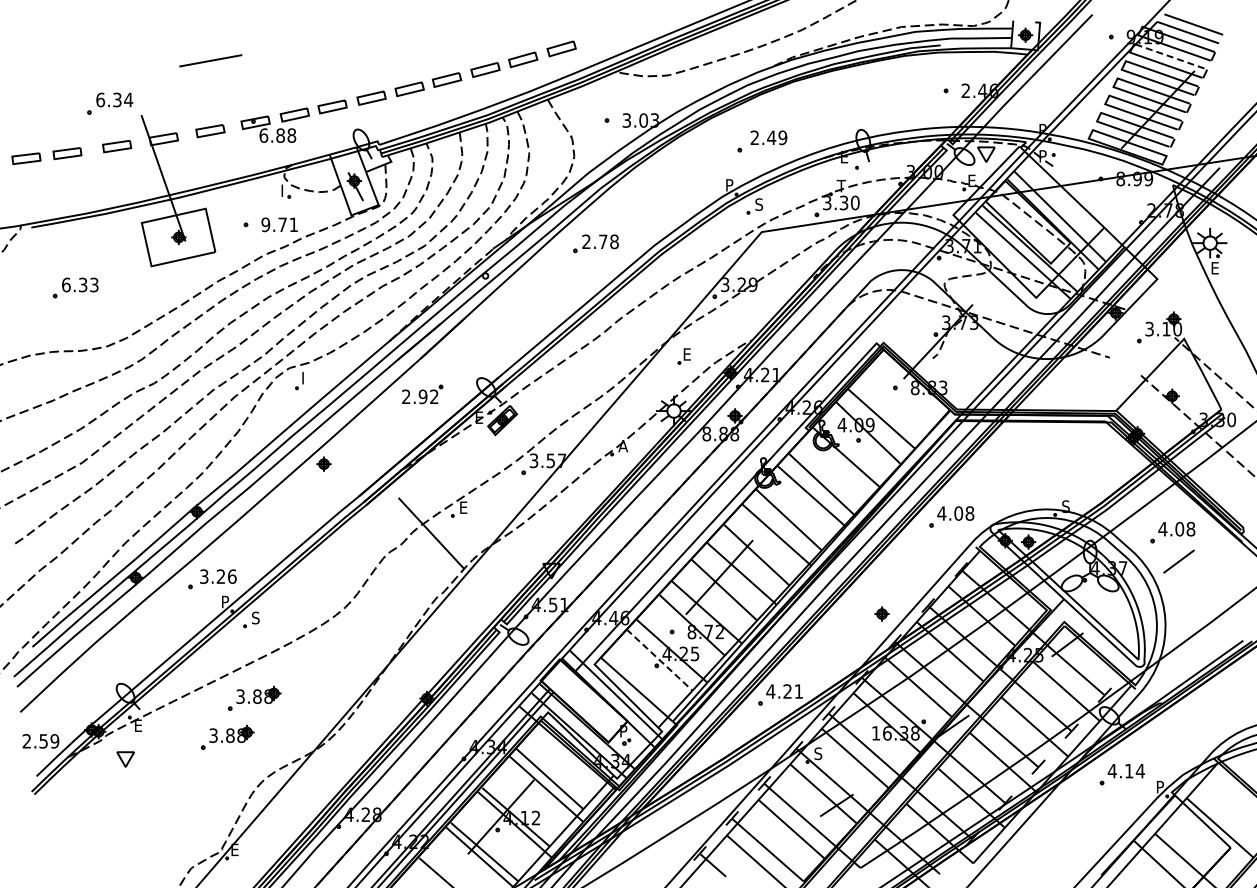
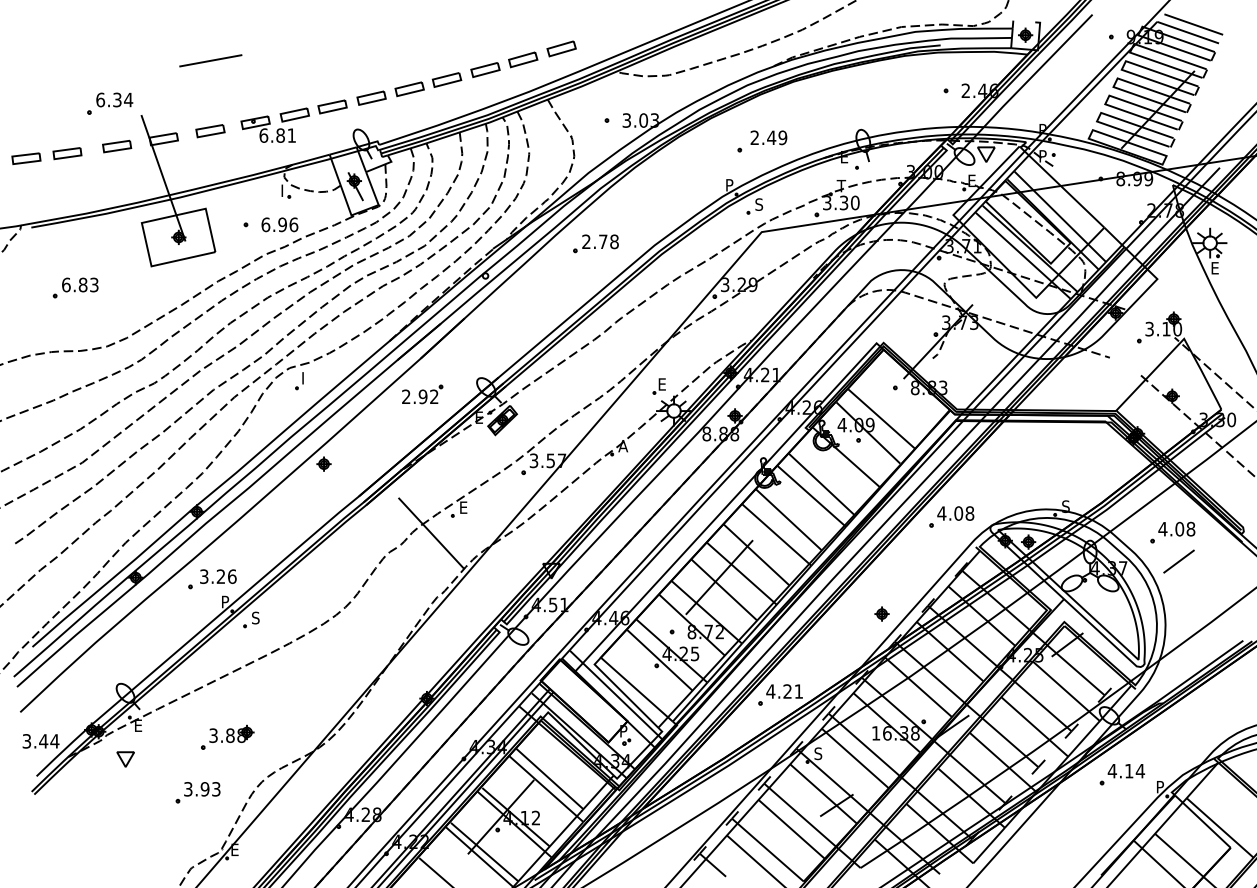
line: dashed -> solid (1171, 56)
text: 6.88 -> 6.81 (291, 135)
text: 9.71 -> 6.96 (279, 224)
text: 6.33 -> 6.83 (82, 284)
part position: (683, 356) -> (658, 386) (658, 386)
line: dashed -> solid (658, 659)
part: present -> none (254, 697)
text: 2.59 -> 3.44 (40, 741)
part: none -> present (197, 792)
